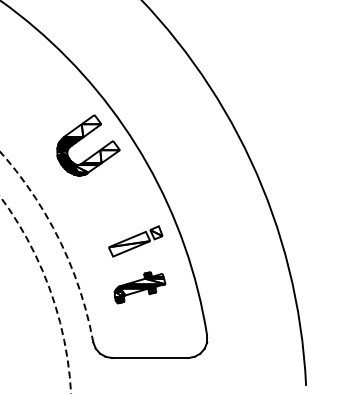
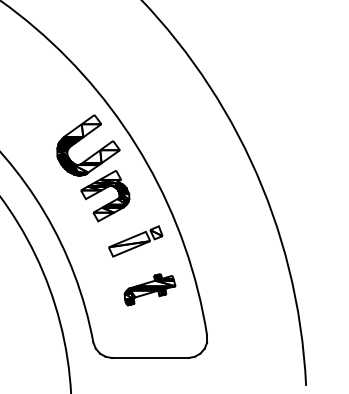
part: none -> present (103, 190)
arc: dashed -> solid (59, 240)
part position: (139, 287) -> (149, 289) (149, 289)
circle: dashed -> solid (35, 294)
